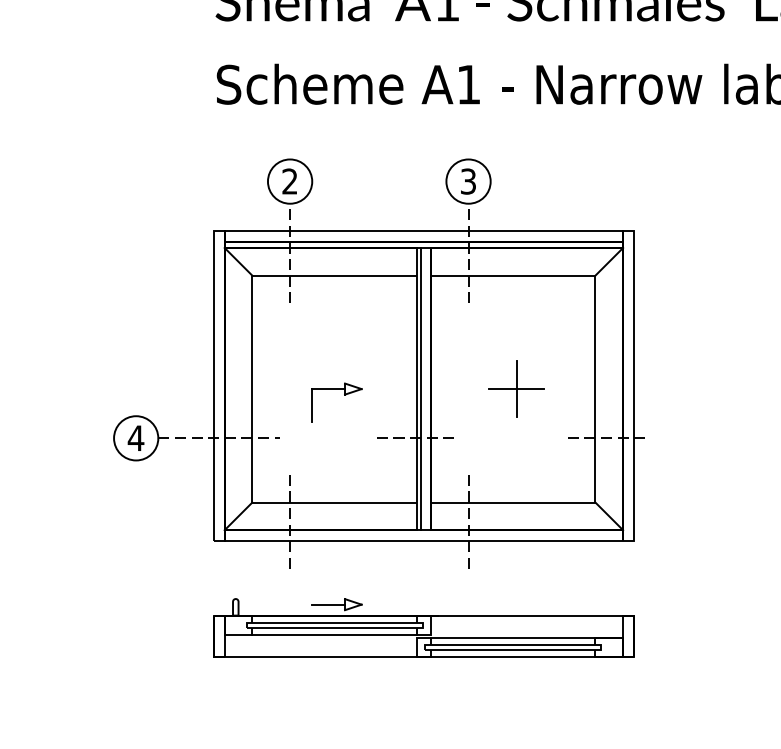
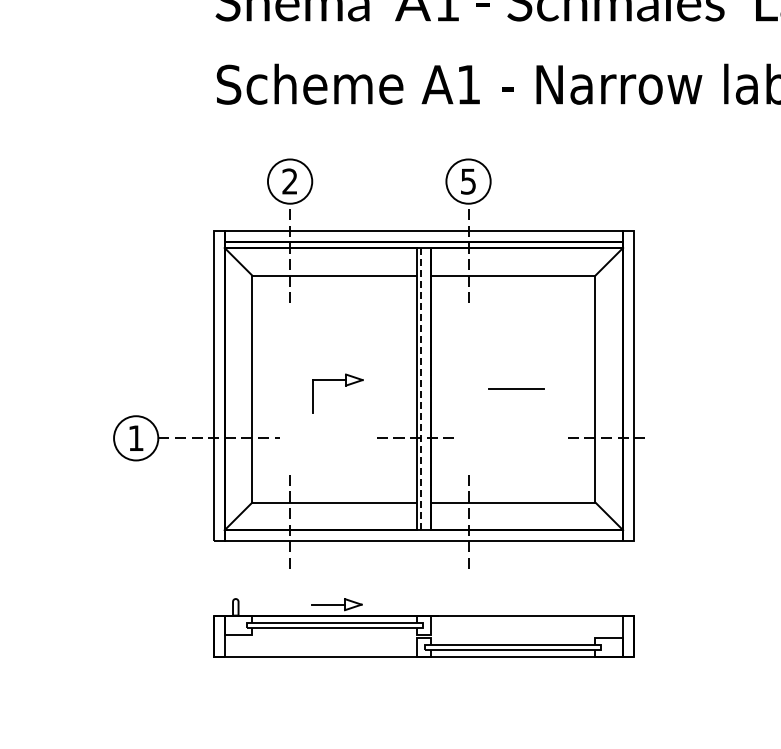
text: 3 -> 5 (468, 181)
line: solid -> dashed (421, 388)
line: present -> none (516, 388)
part position: (344, 395) -> (345, 386) (345, 386)
text: 4 -> 1 (135, 437)
line: present -> none (334, 634)
line: present -> none (526, 637)
